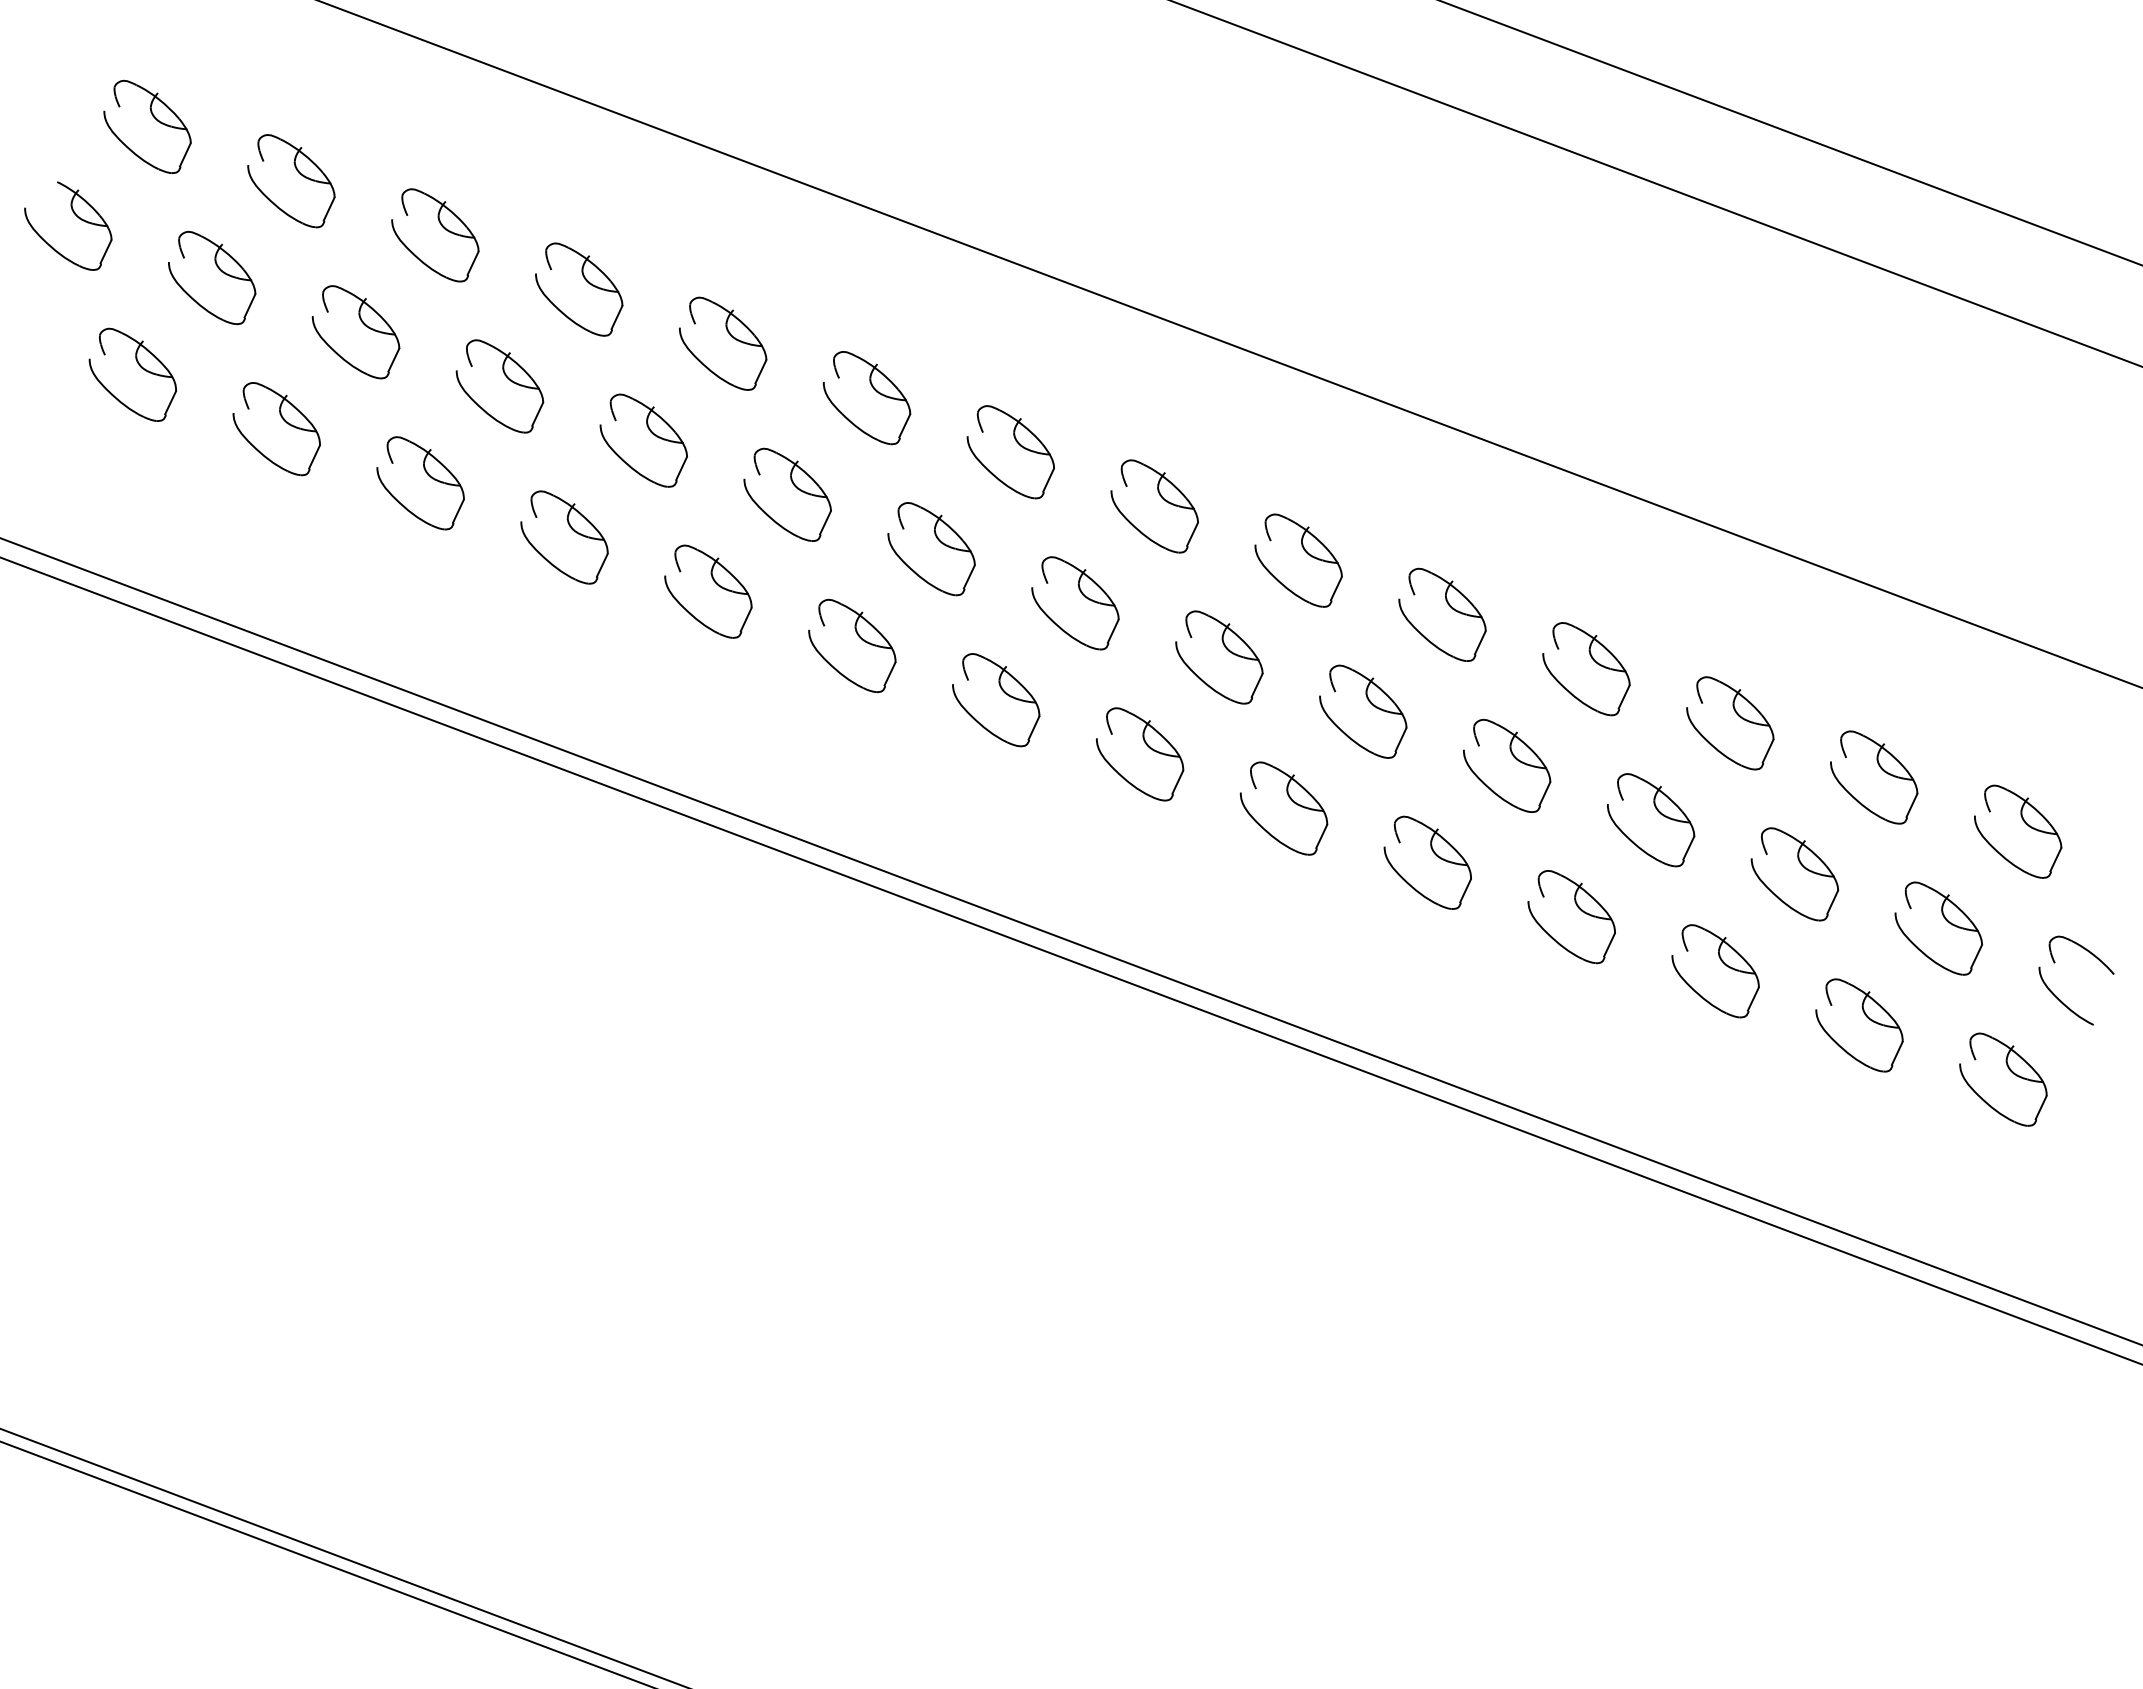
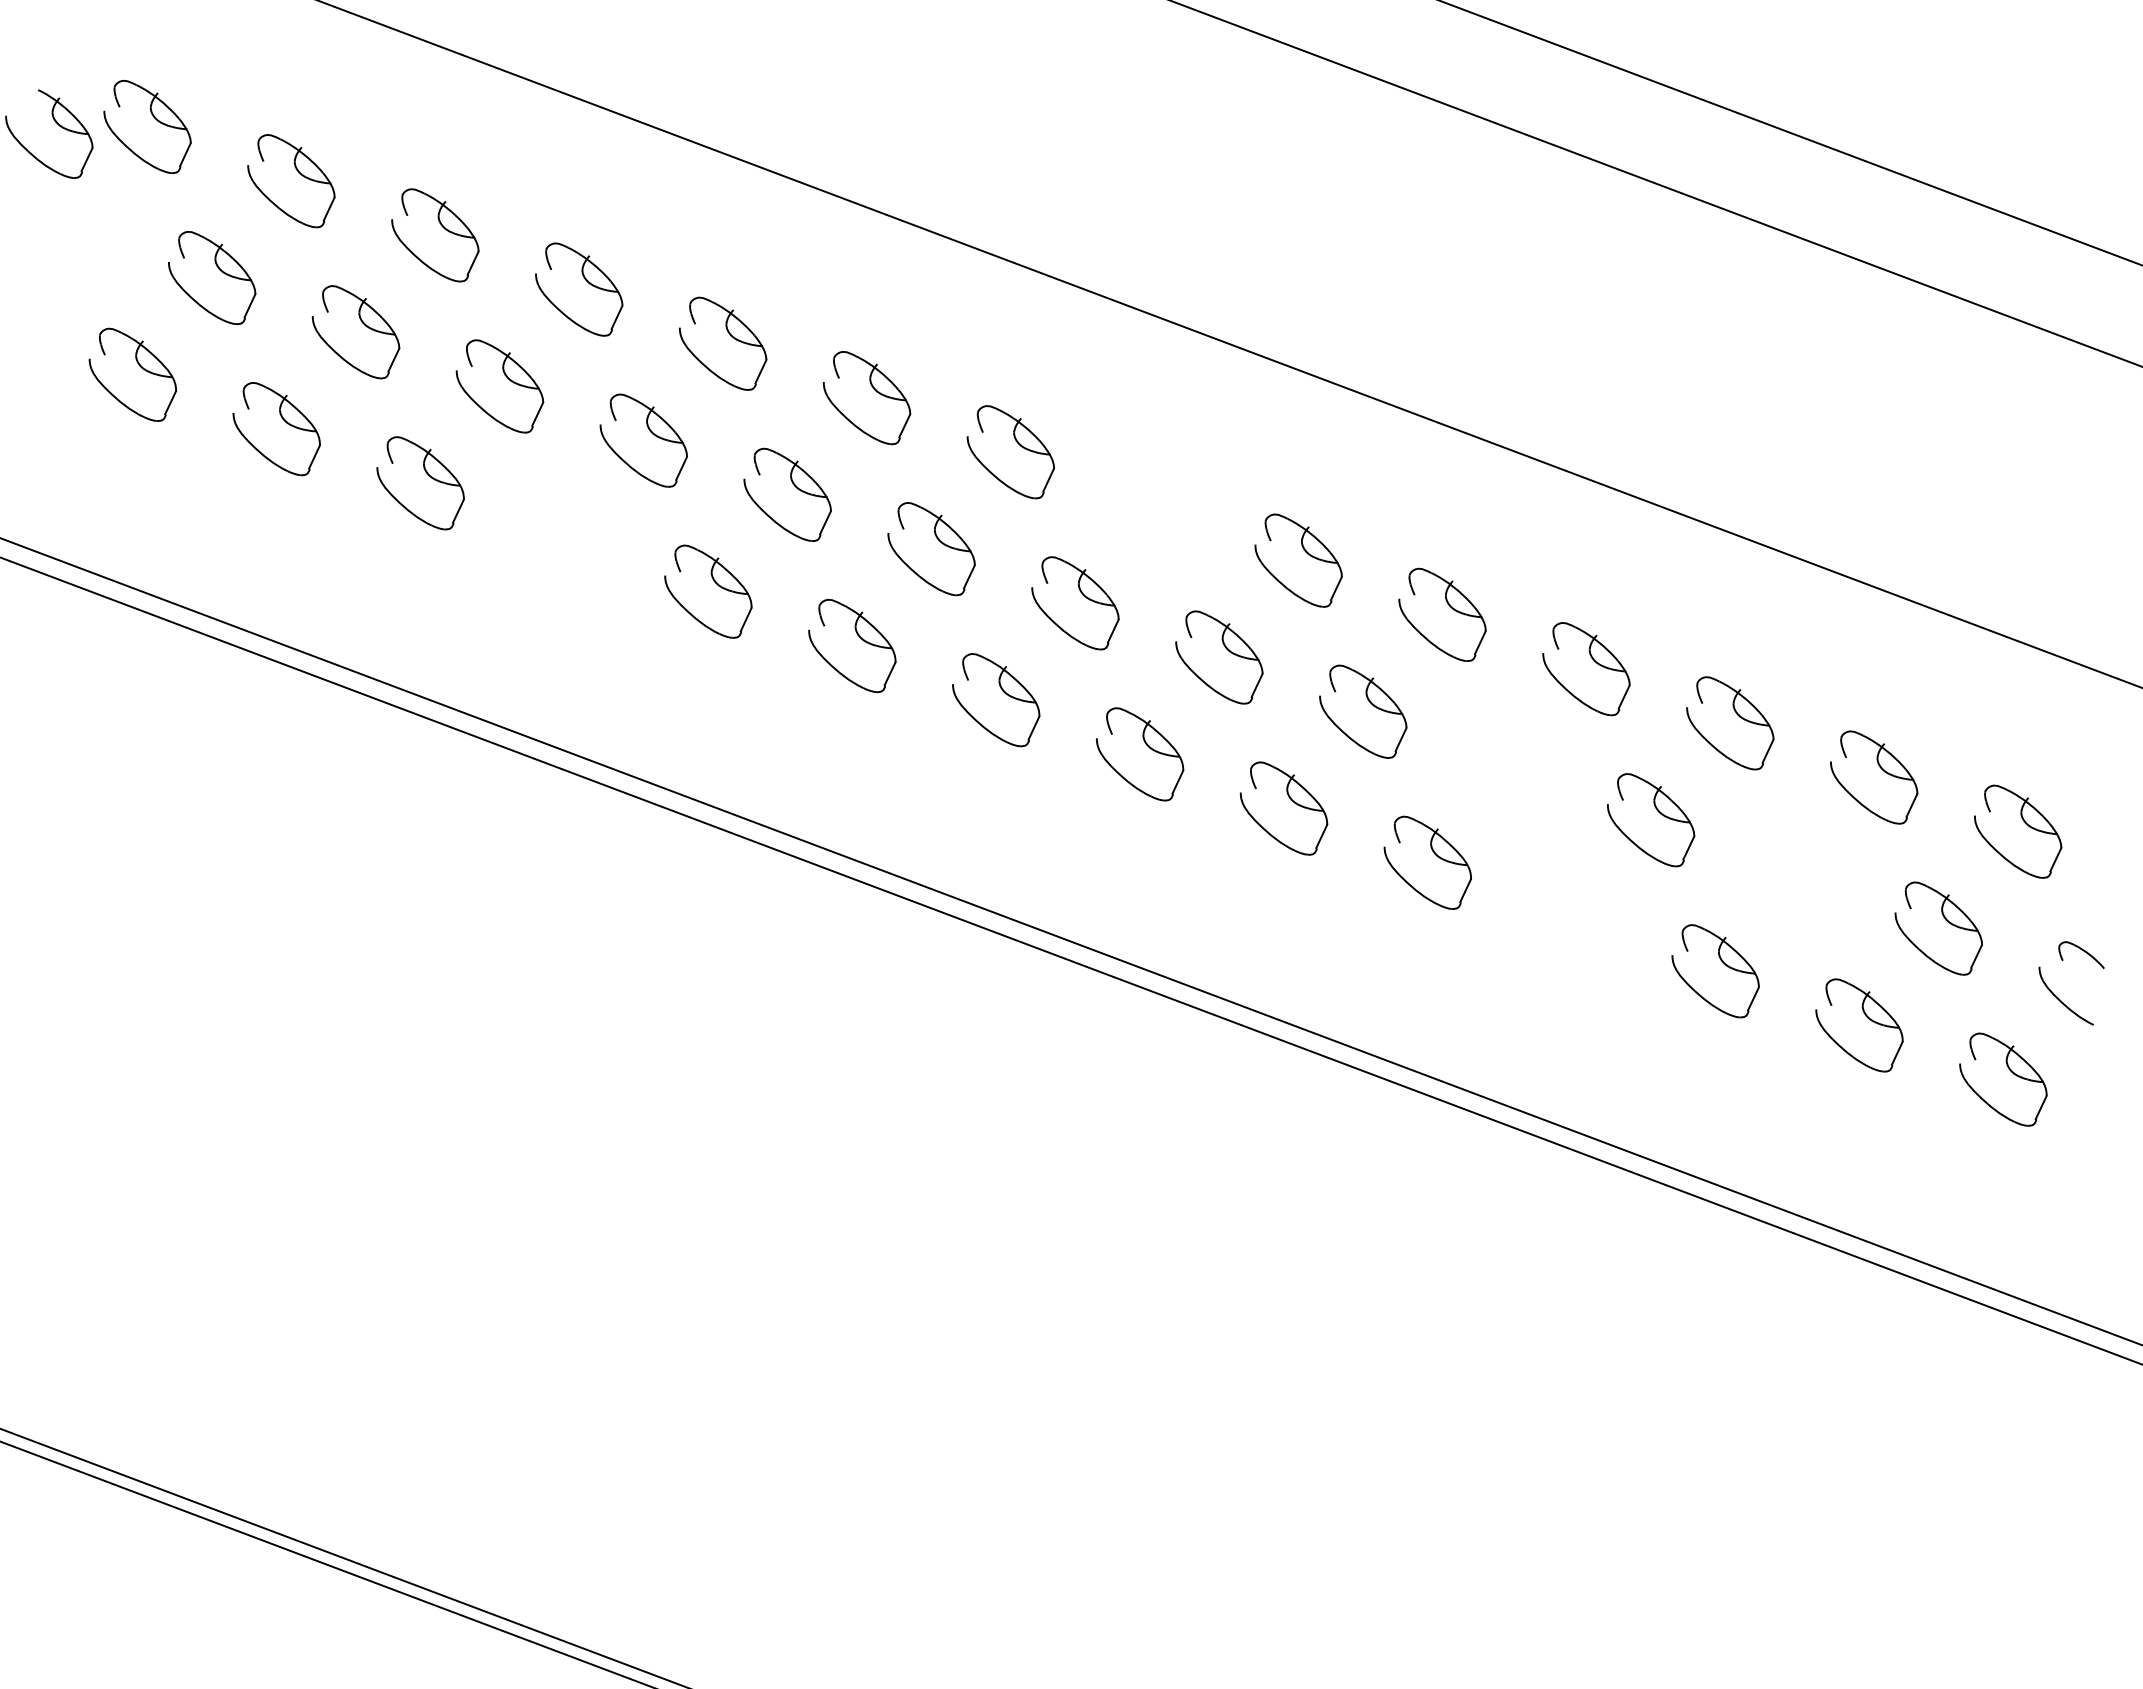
part position: (76, 216) -> (57, 124) (57, 124)
part: present -> none (1161, 498)
part: present -> none (571, 529)
part: present -> none (1514, 758)
part: present -> none (1802, 866)
part: present -> none (1579, 909)
part size: 67x40 px -> 47x28 px (2081, 954)
